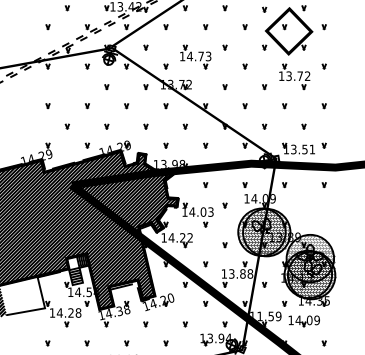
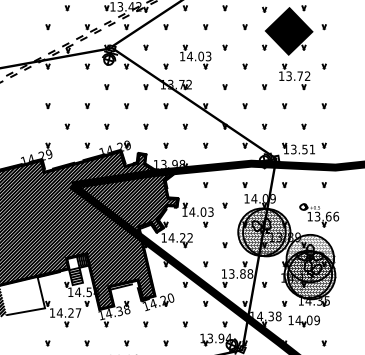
fill: none -> present (288, 31)
text: 14.73 -> 14.03 (201, 56)
part: none -> present (319, 215)
text: 14.28 -> 14.27 (78, 312)
text: 11.59 -> 14.38 (269, 316)
